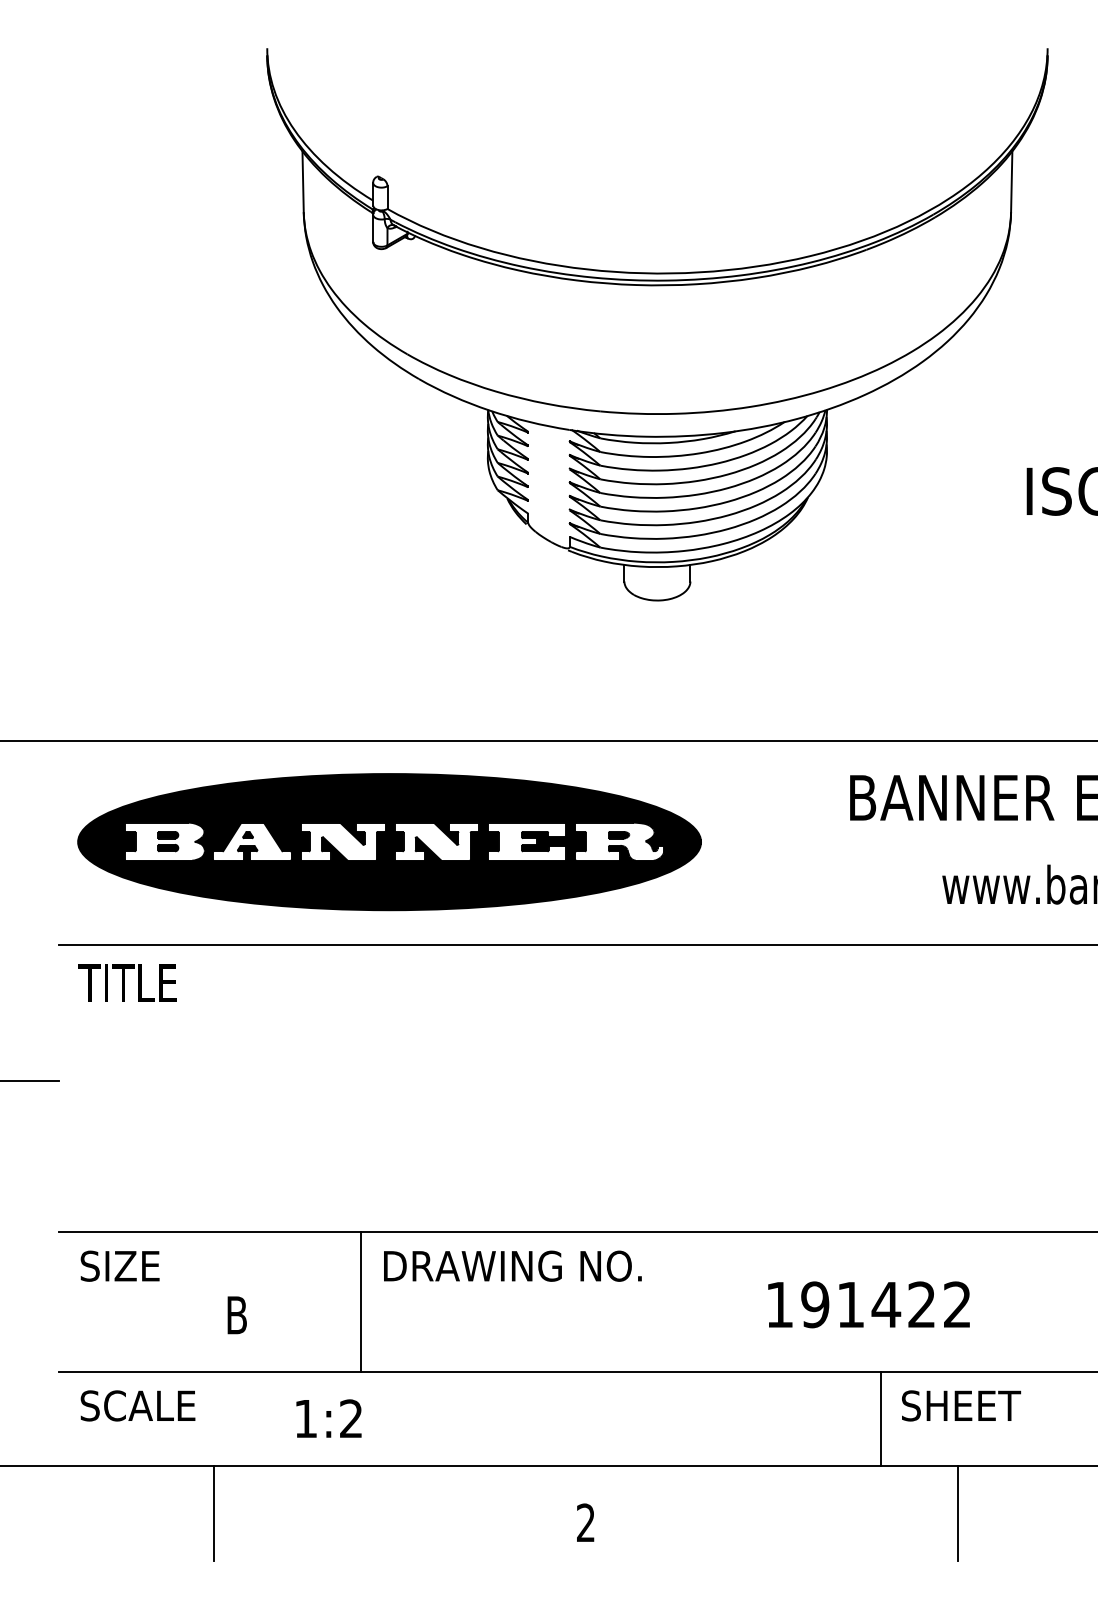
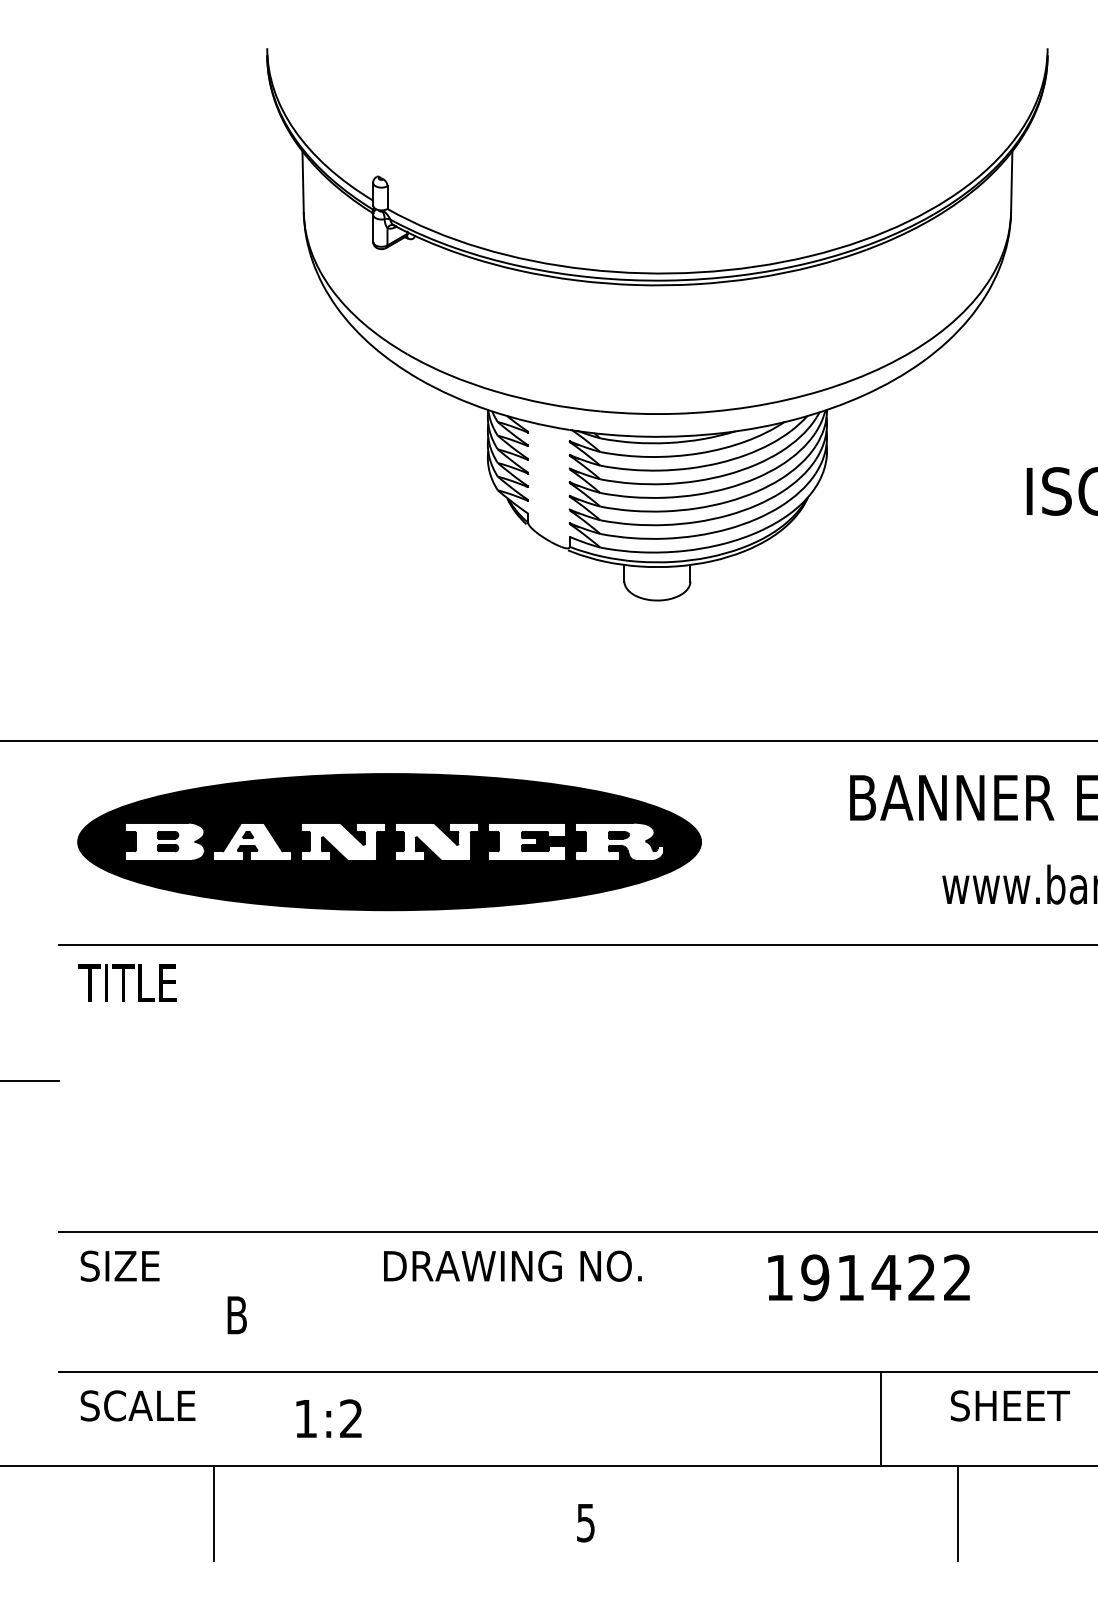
line: present -> none (361, 1301)
text position: (868, 1304) -> (868, 1277) (868, 1277)
text position: (961, 1405) -> (1010, 1405) (1010, 1405)
text: 2 -> 5 (585, 1522)
